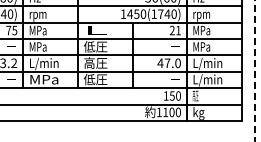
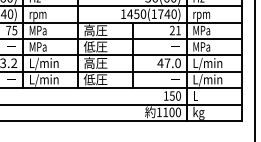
text: L -> 高圧 (95, 30)
line: dashed -> solid (255, 70)
text: MPa -> L/min (44, 80)
text: 高圧 -> L (195, 95)
